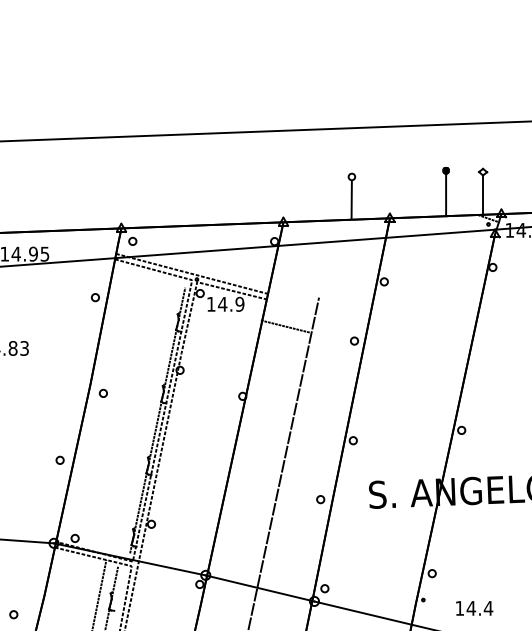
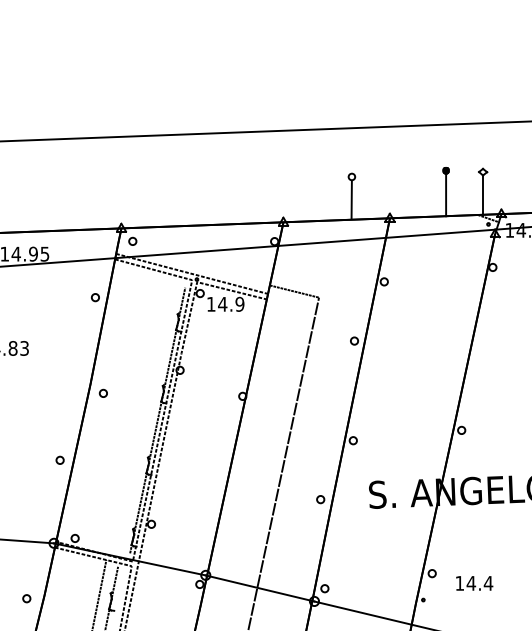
line position: (285, 326) -> (294, 291) (294, 291)
text position: (474, 608) -> (474, 583) (474, 583)
part position: (13, 614) -> (26, 598) (26, 598)
